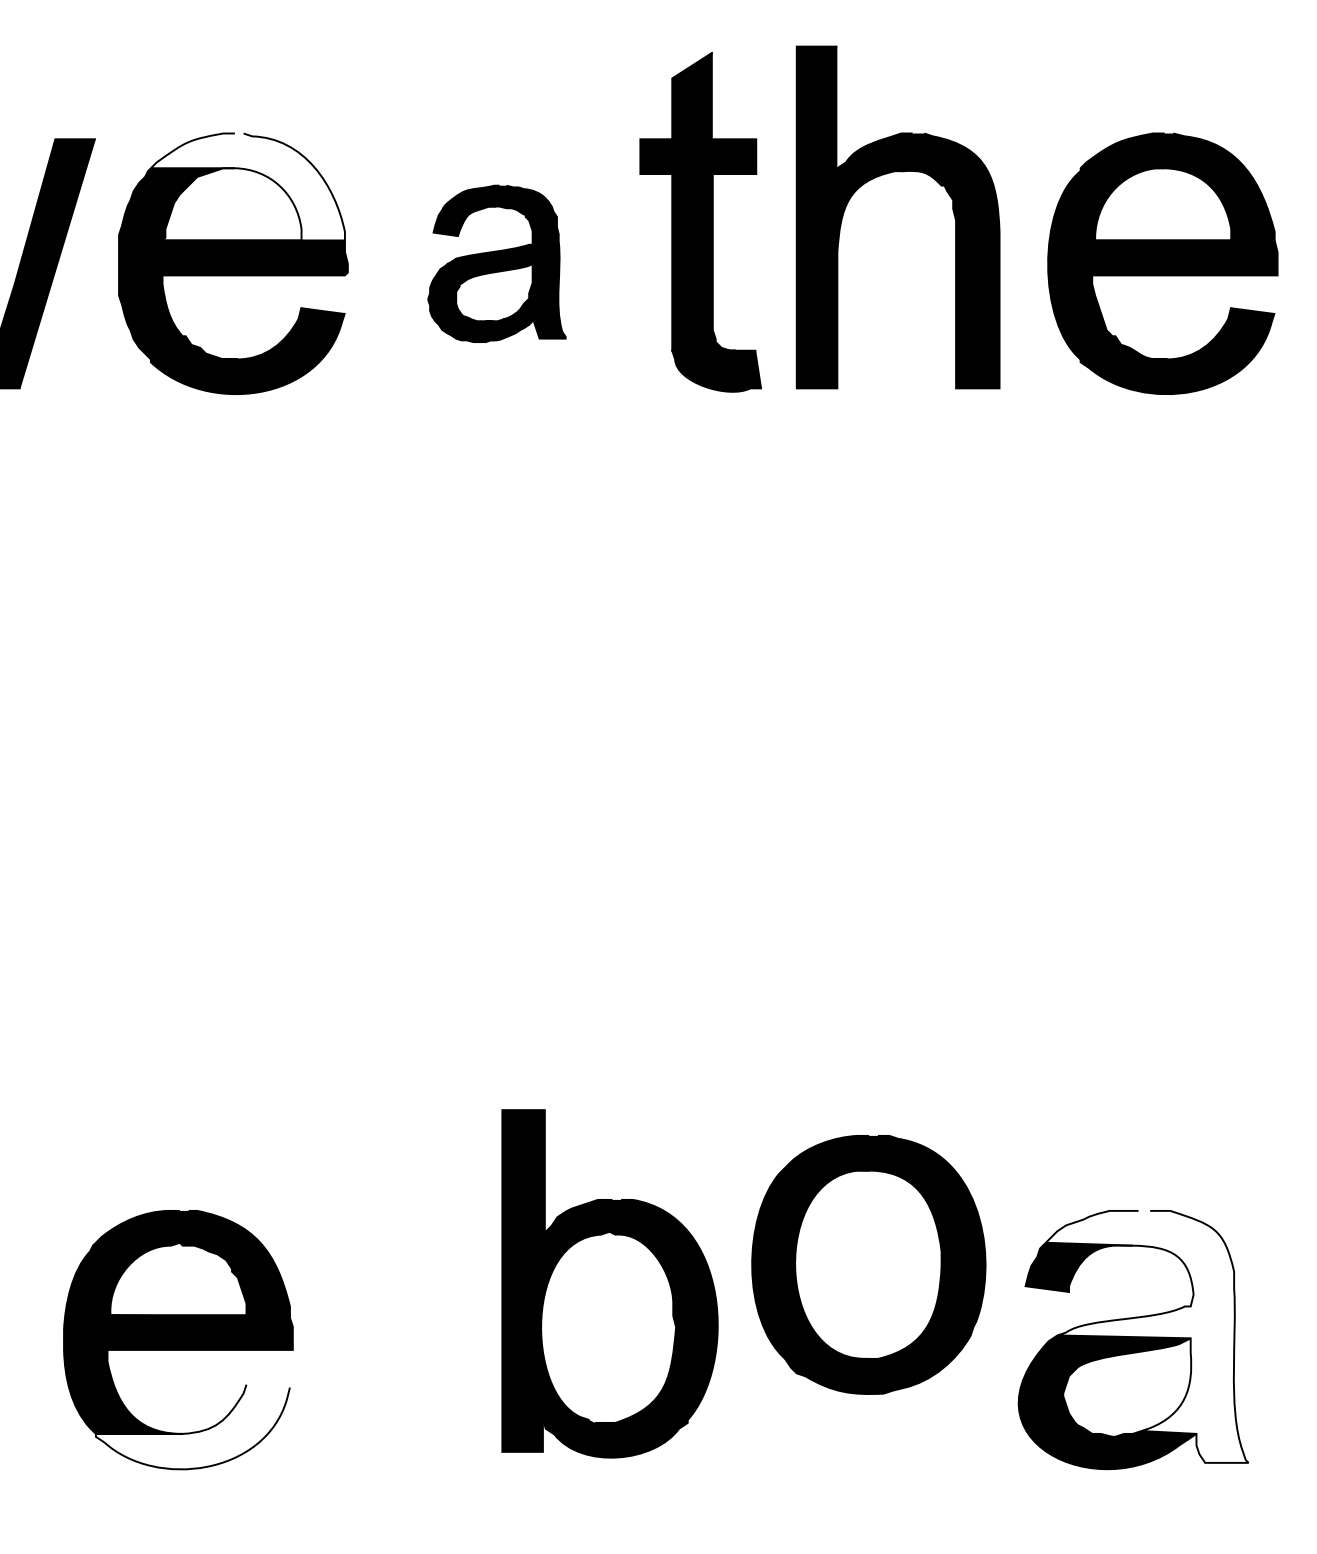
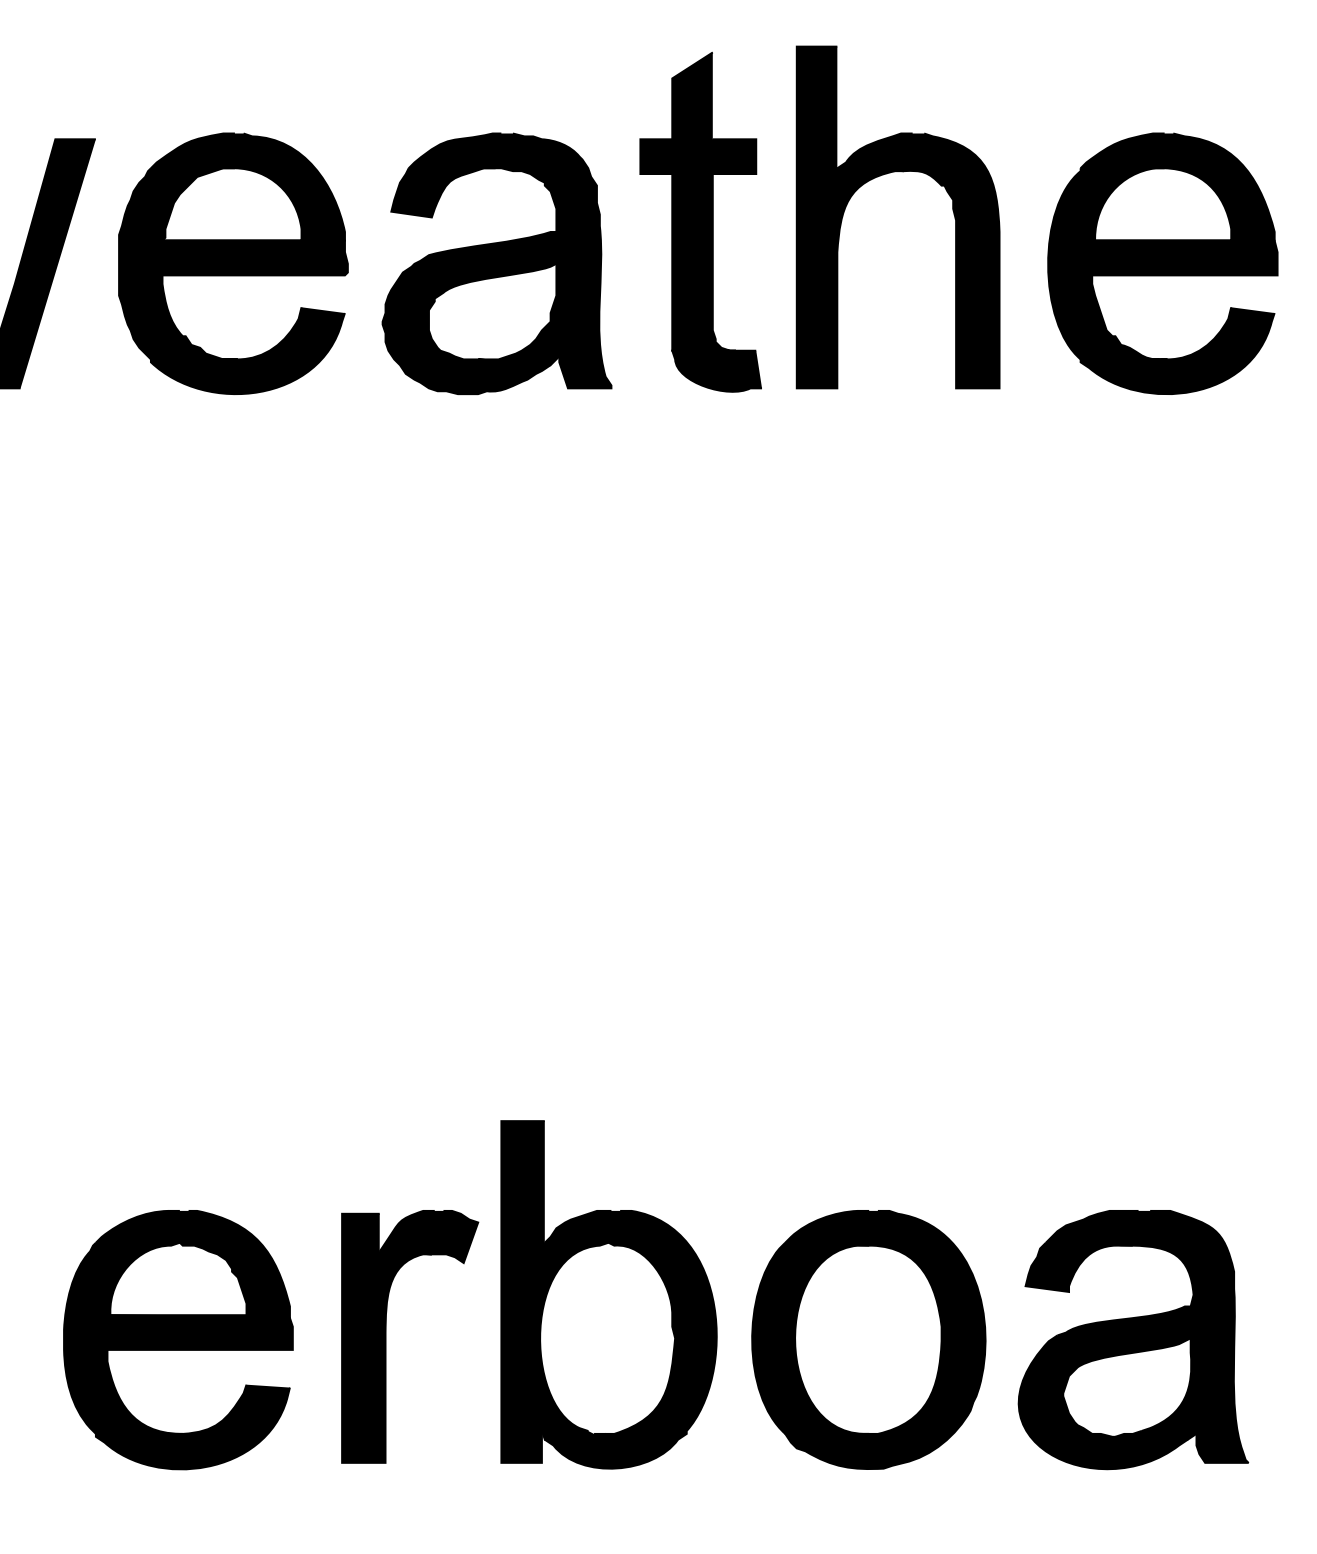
fill: none -> present (247, 186)
part size: 140x159 px -> 232x264 px (496, 263)
part position: (868, 1264) -> (868, 1339) (868, 1339)
part position: (609, 1283) -> (608, 1294) (608, 1294)
part: none -> present (386, 1336)
fill: none -> present (1146, 1336)
fill: none -> present (192, 1426)
